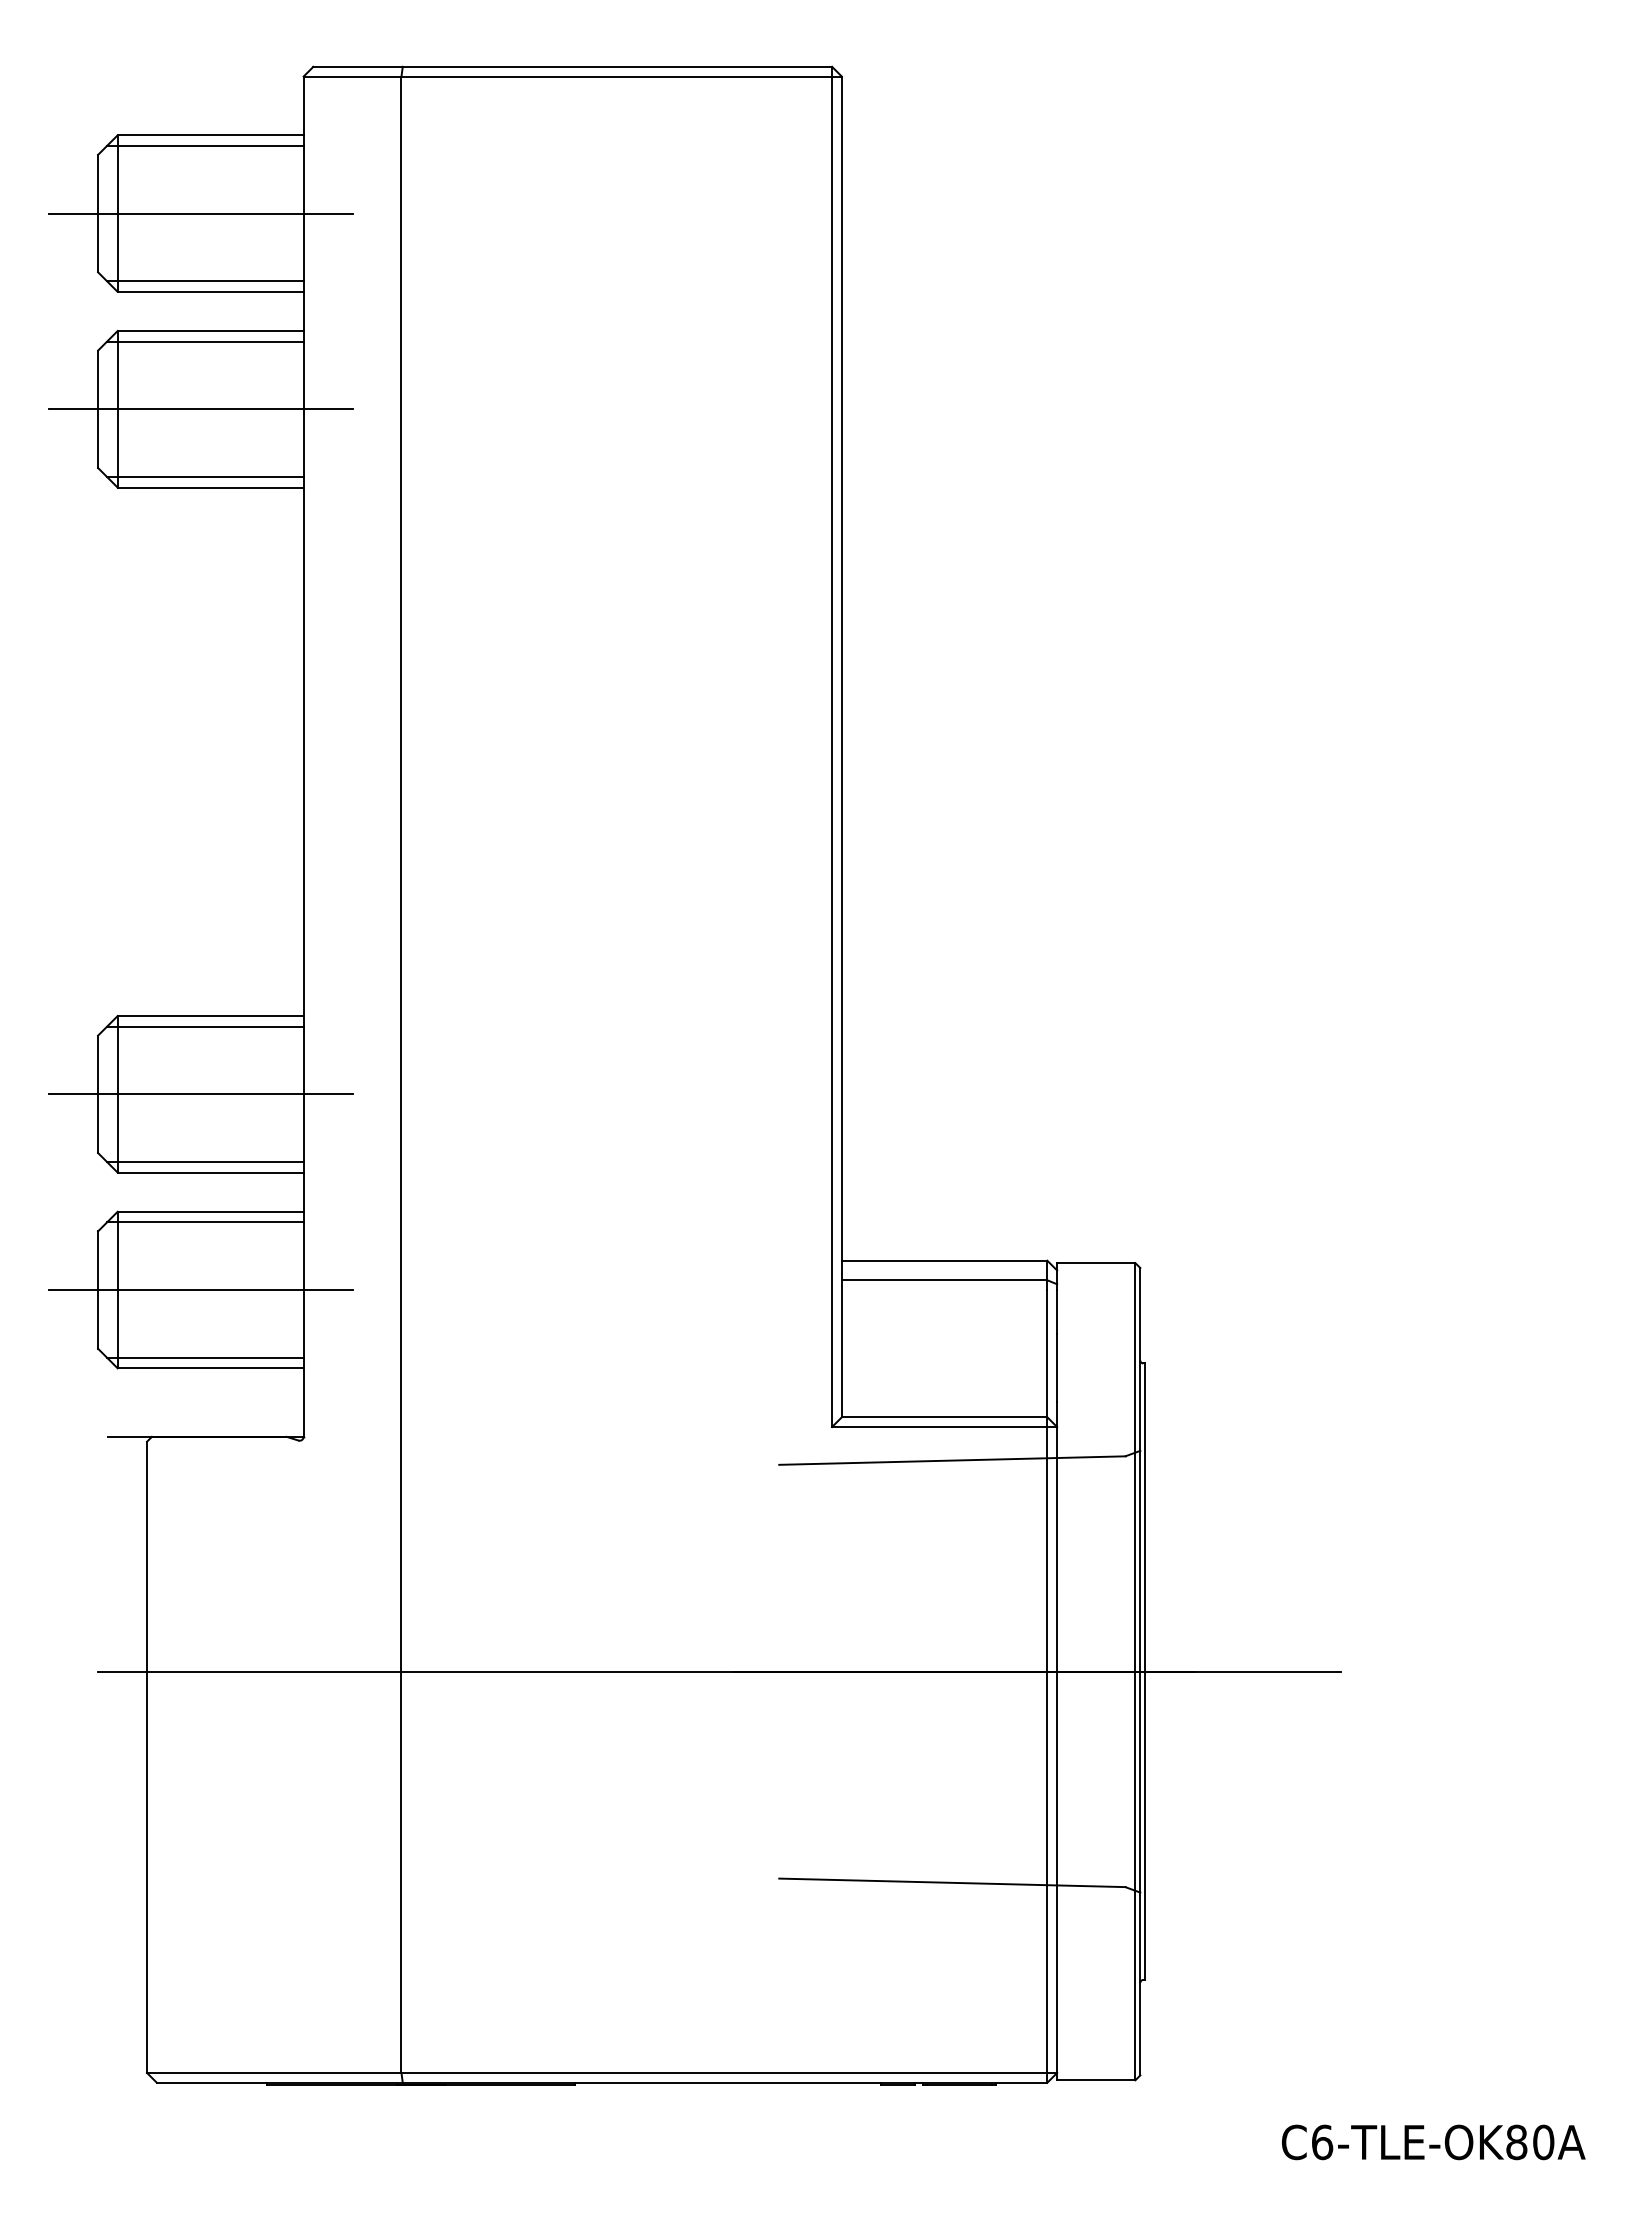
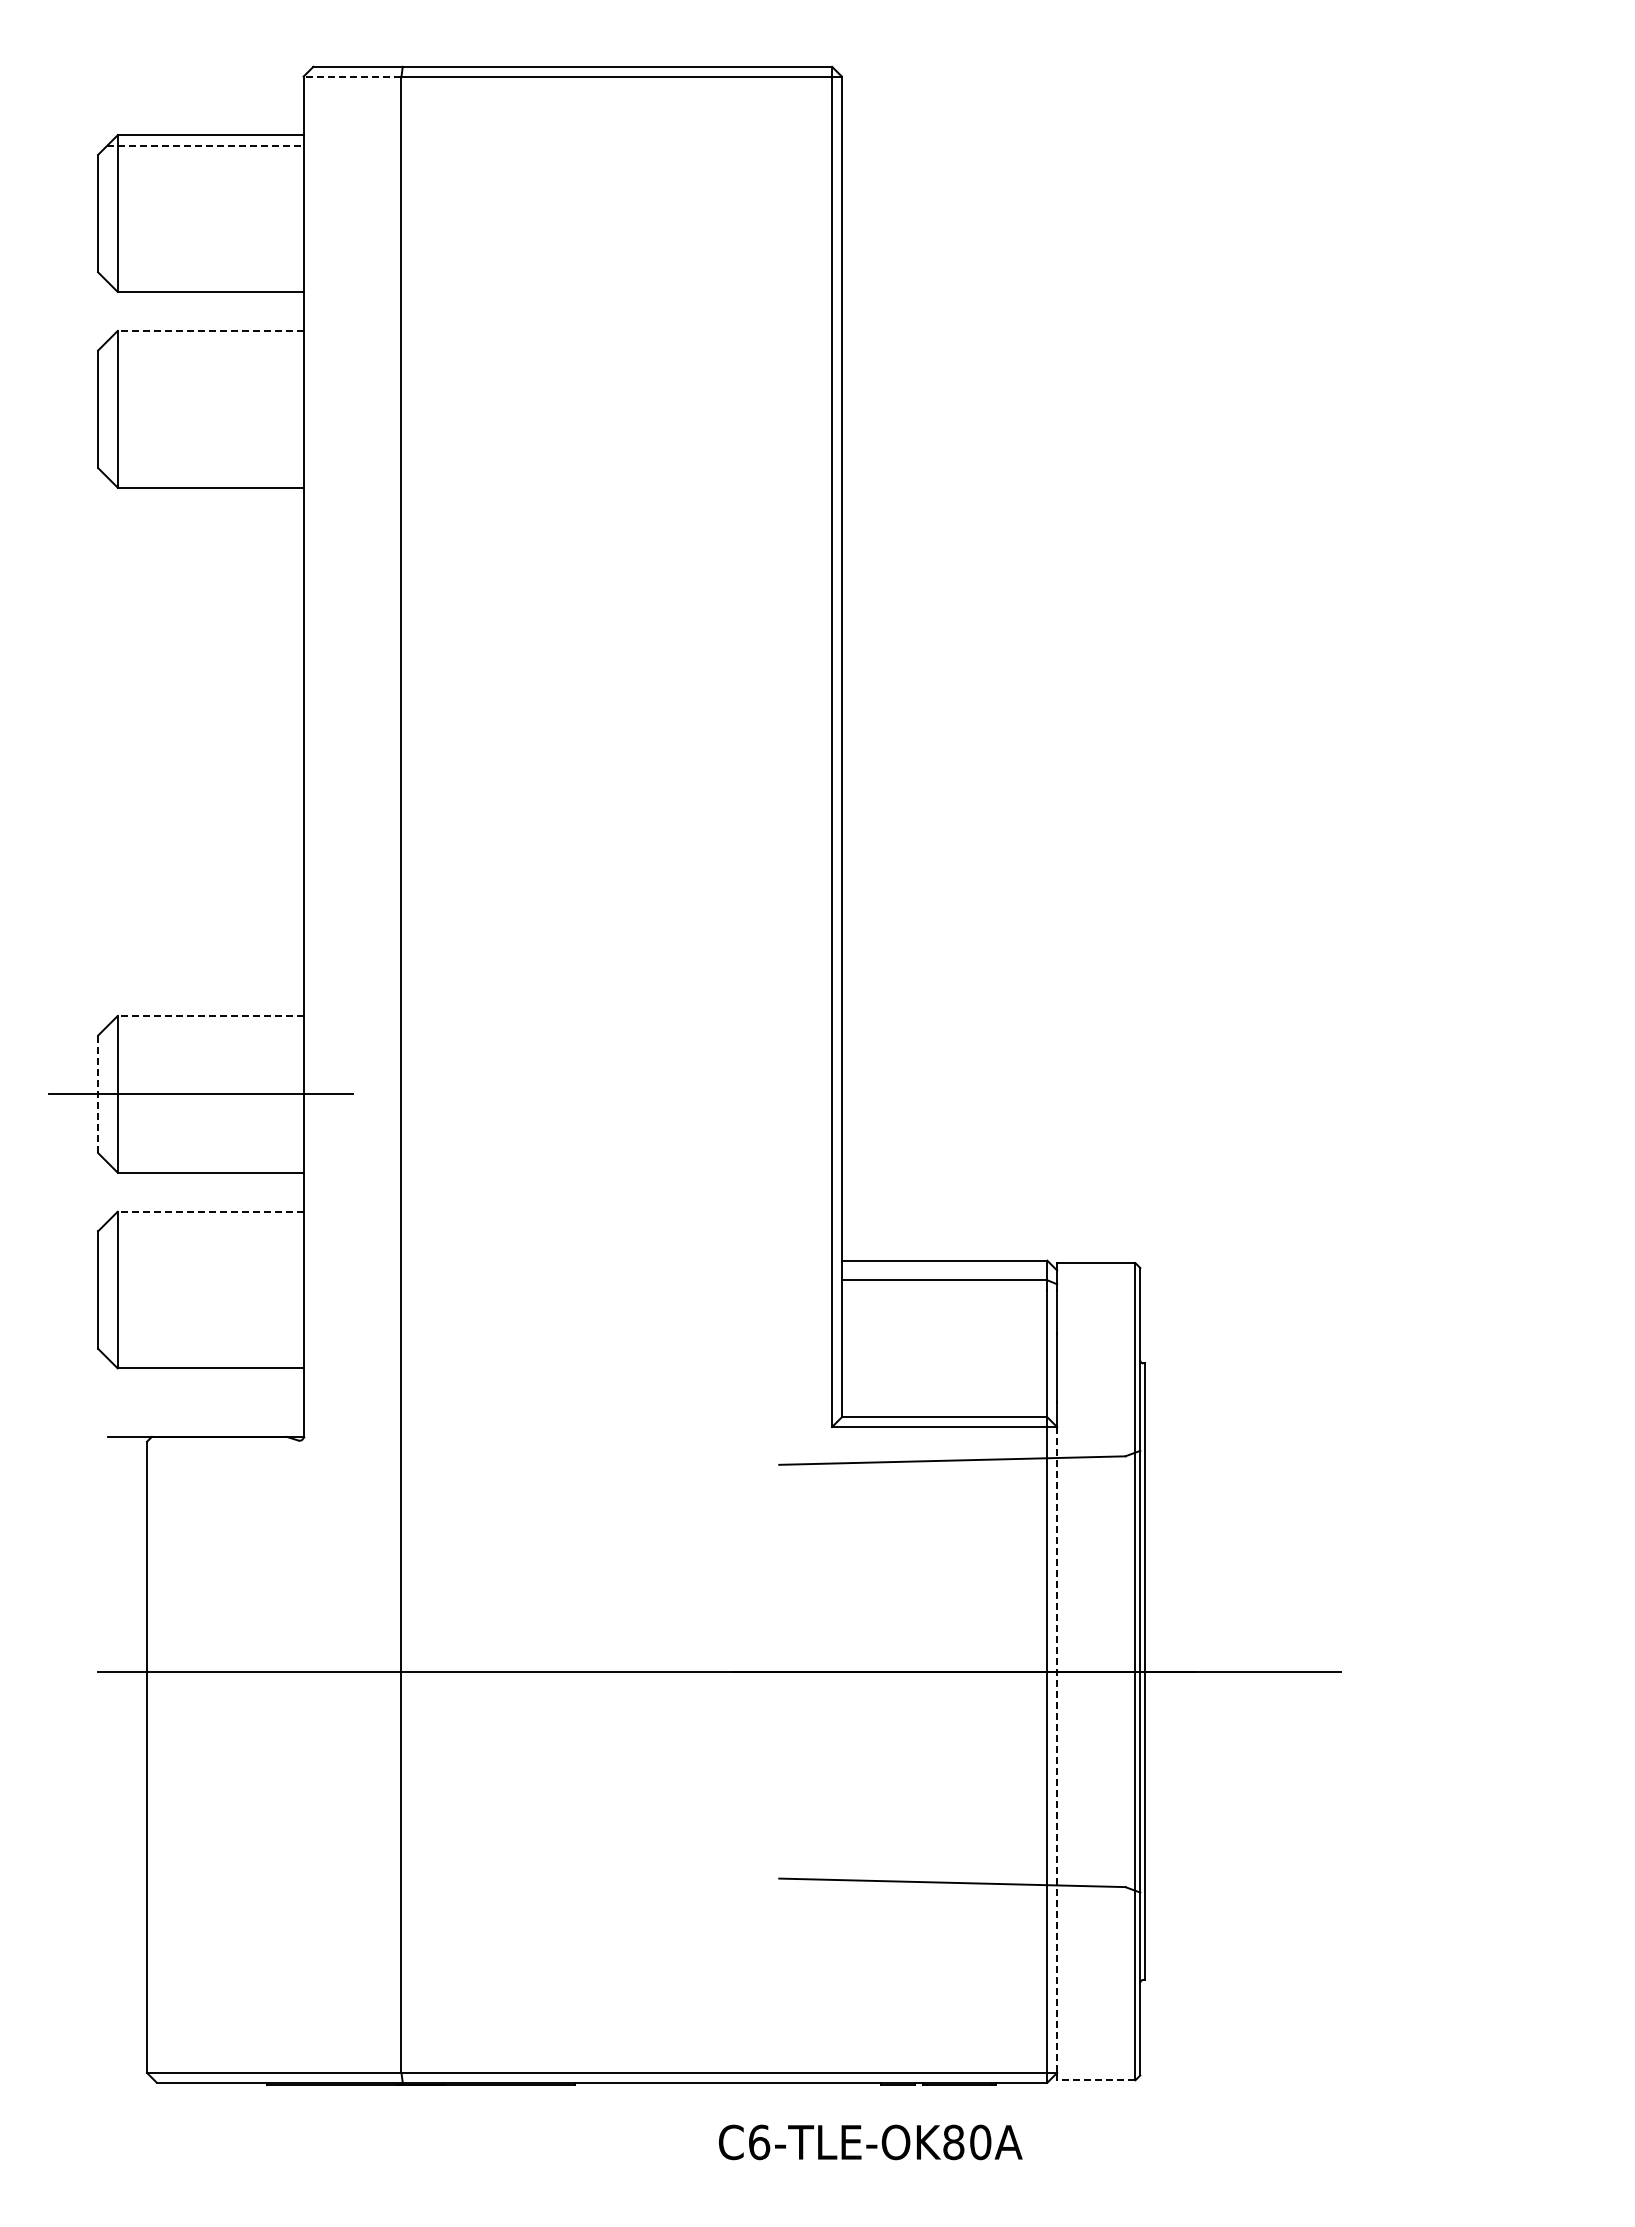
line: solid -> dashed (352, 76)
line: solid -> dashed (205, 145)
line: present -> none (200, 213)
line: present -> none (205, 281)
line: solid -> dashed (210, 331)
line: present -> none (205, 341)
line: present -> none (200, 409)
line: present -> none (205, 477)
line: solid -> dashed (210, 1016)
line: present -> none (205, 1026)
line: solid -> dashed (98, 1094)
line: present -> none (205, 1162)
line: solid -> dashed (210, 1211)
line: present -> none (205, 1222)
line: present -> none (200, 1290)
line: present -> none (205, 1357)
line: solid -> dashed (1057, 1750)
line: solid -> dashed (1095, 2080)
text position: (1433, 2142) -> (870, 2142) (870, 2142)
